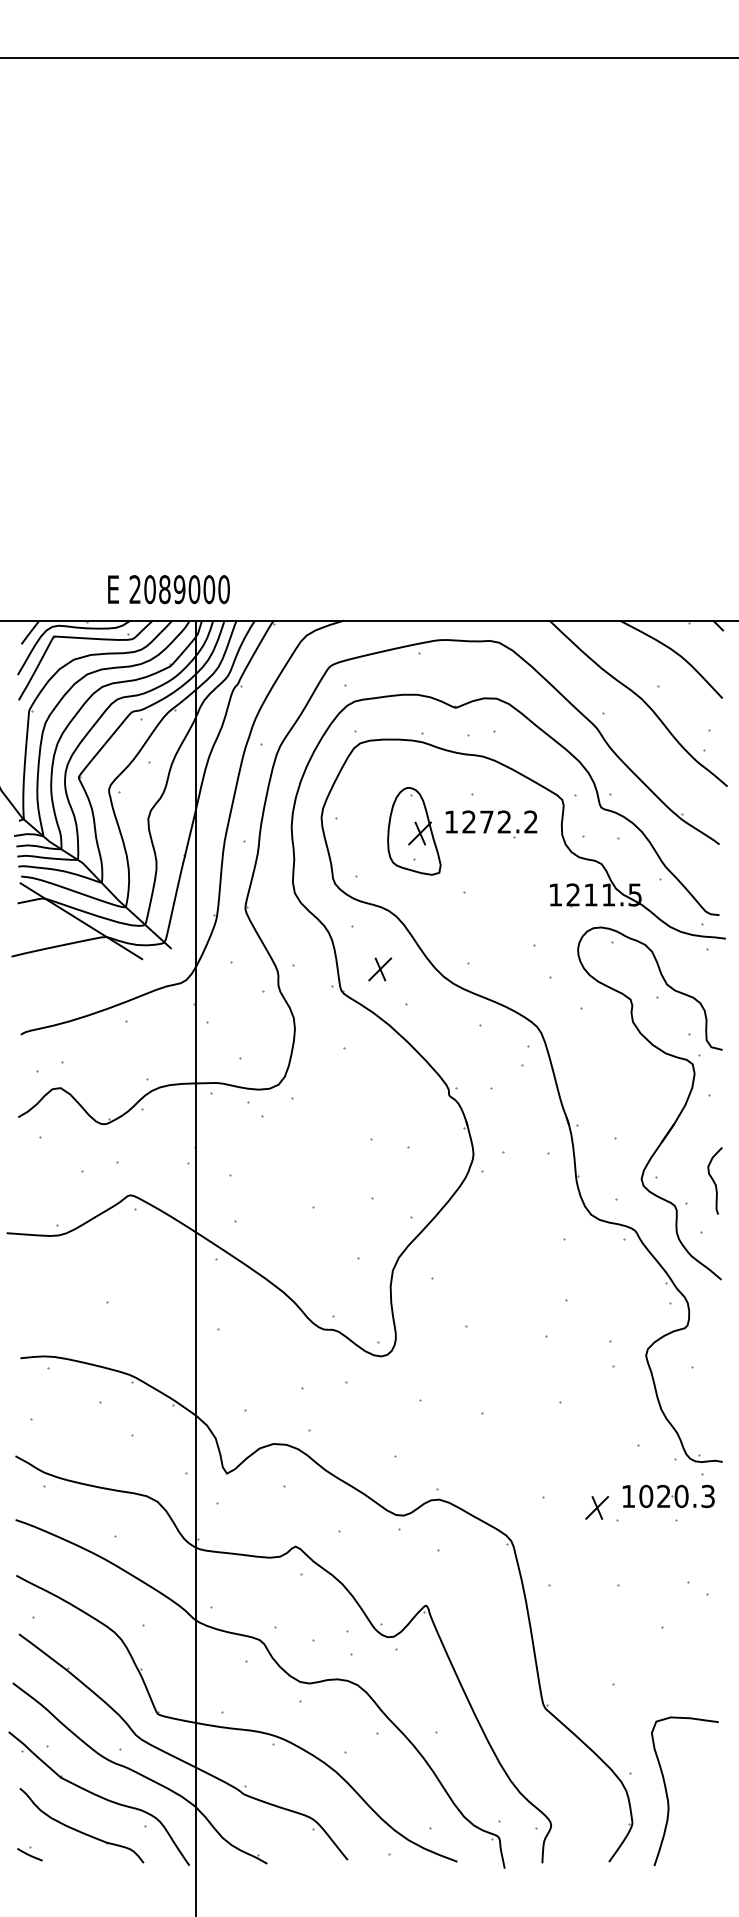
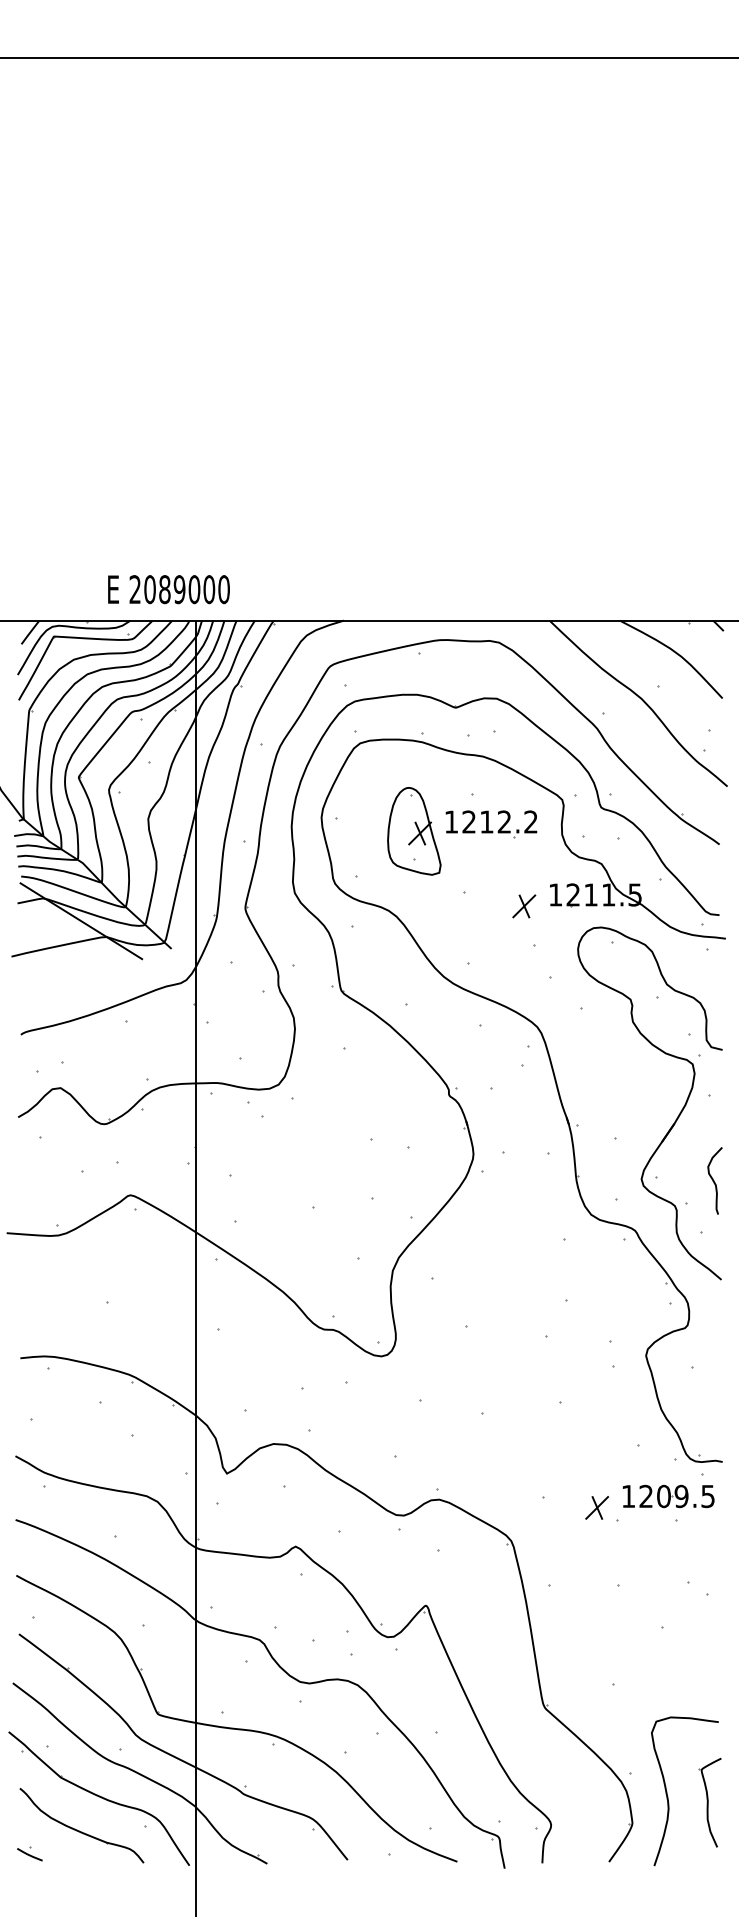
text: 1272.2 -> 1212.2 (486, 821)
part position: (380, 969) -> (524, 906) (524, 906)
text: 1020.3 -> 1209.5 (676, 1496)
part: none -> present (709, 1802)
